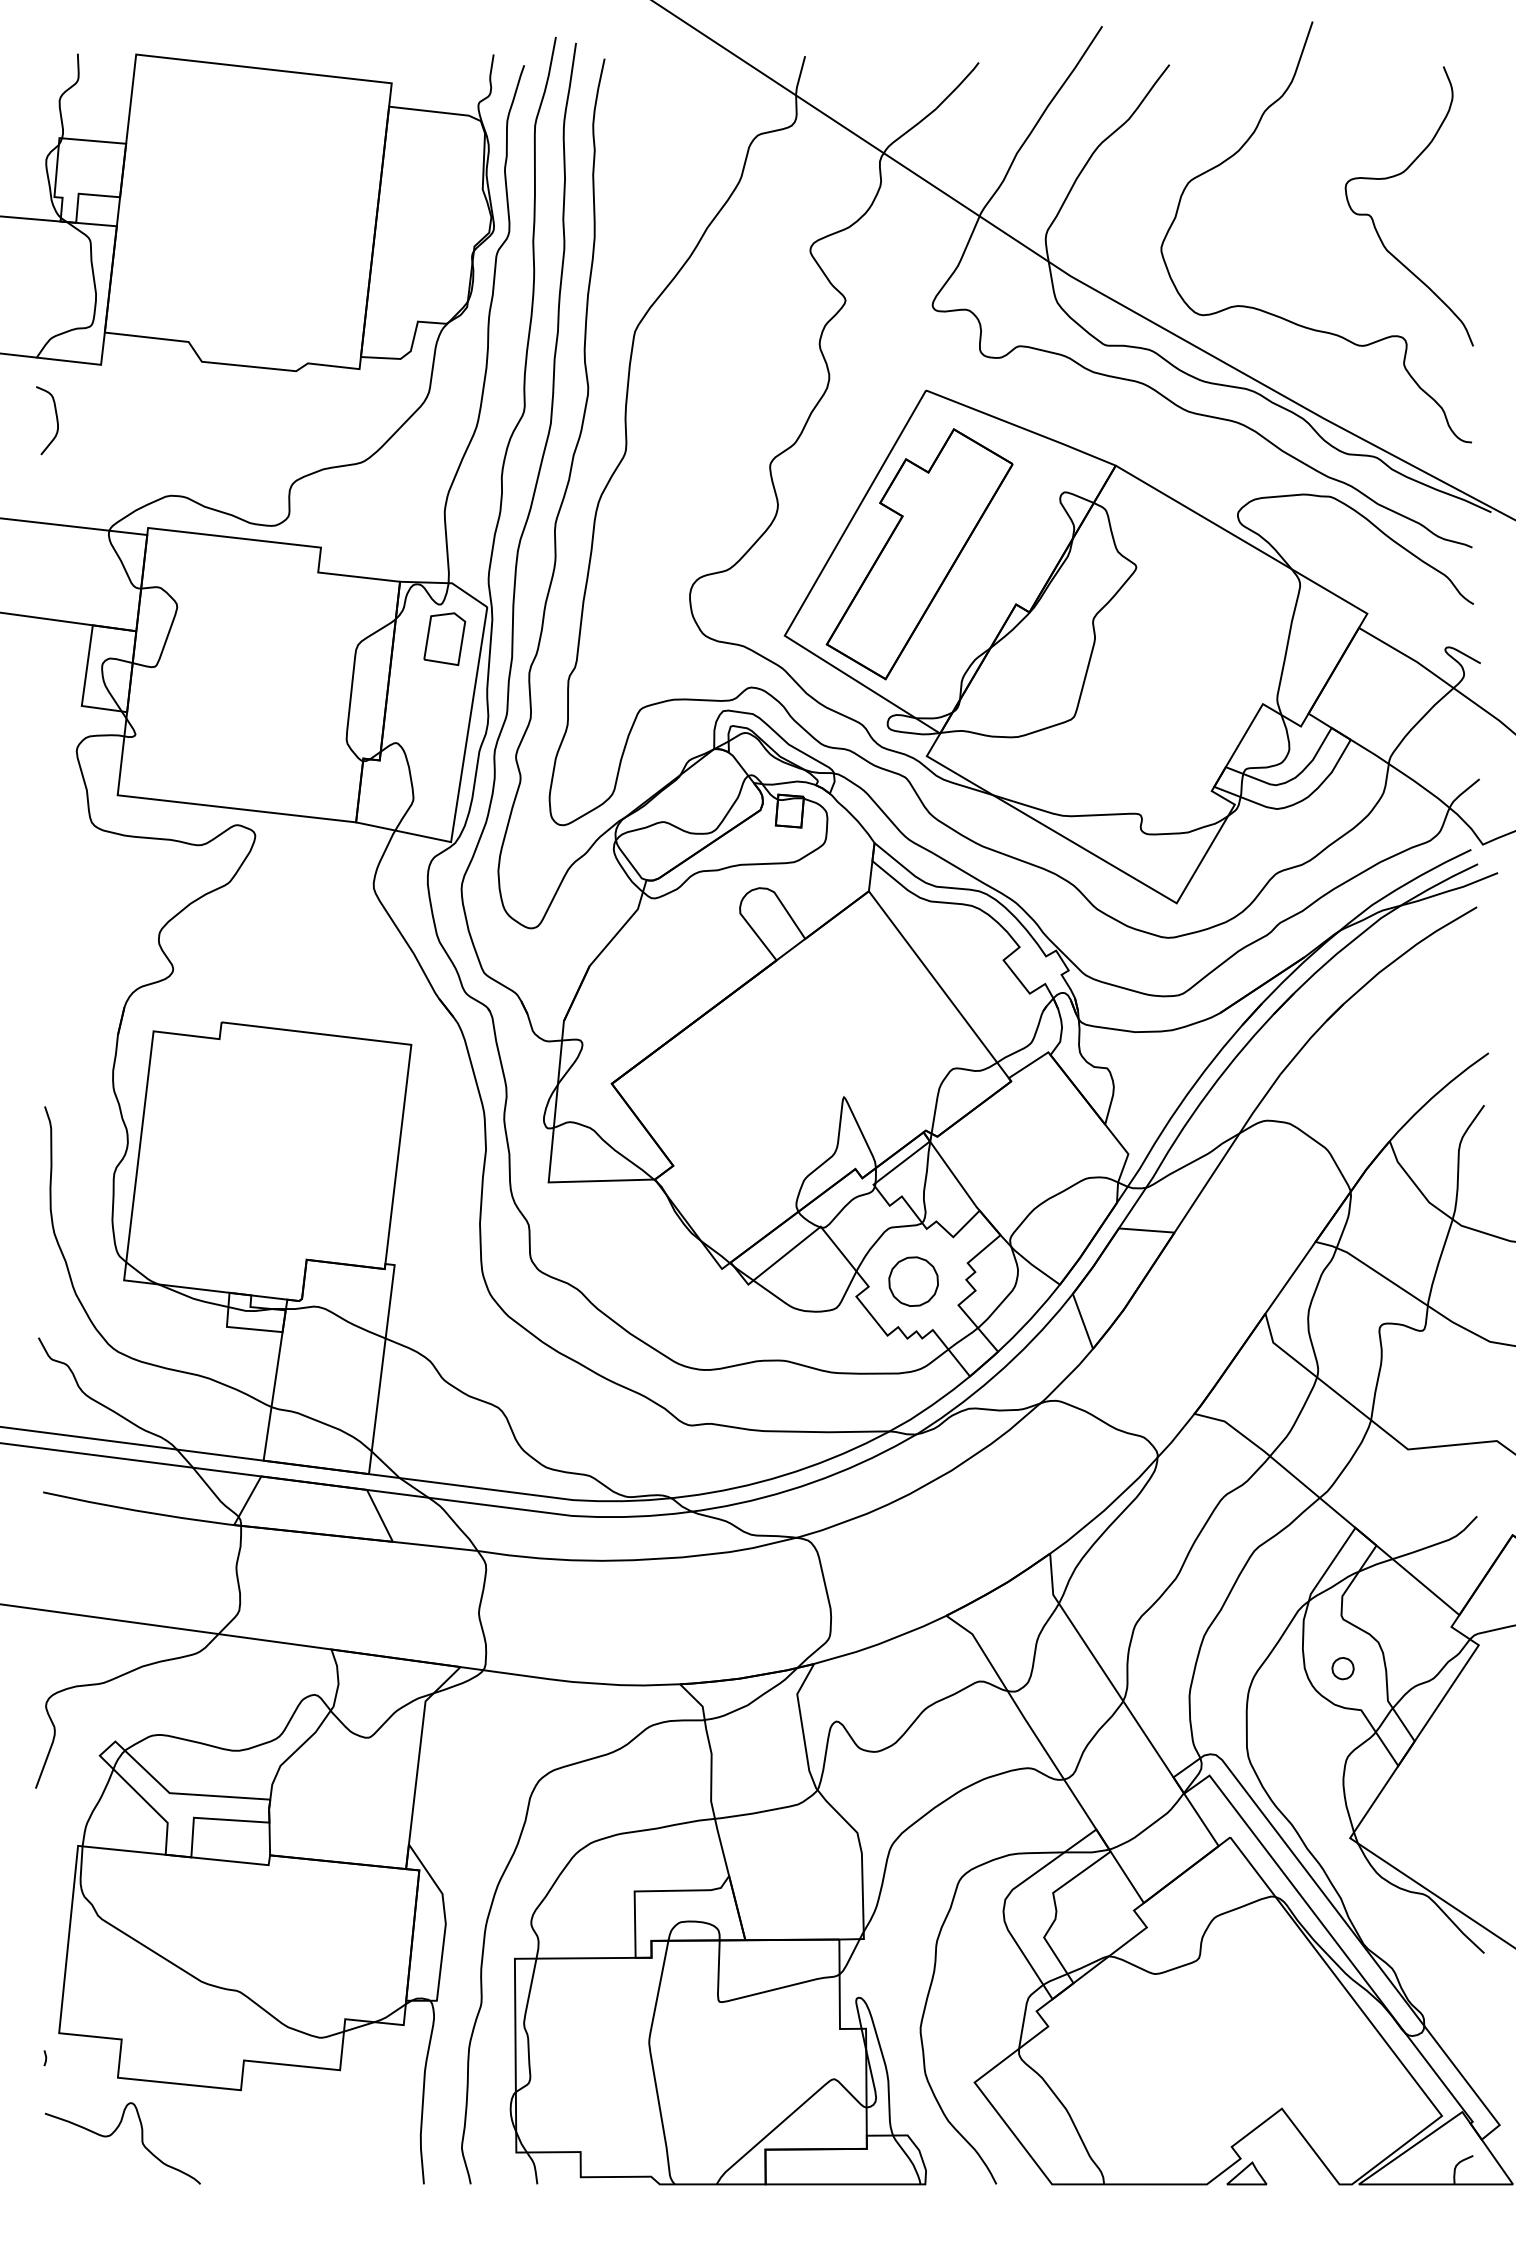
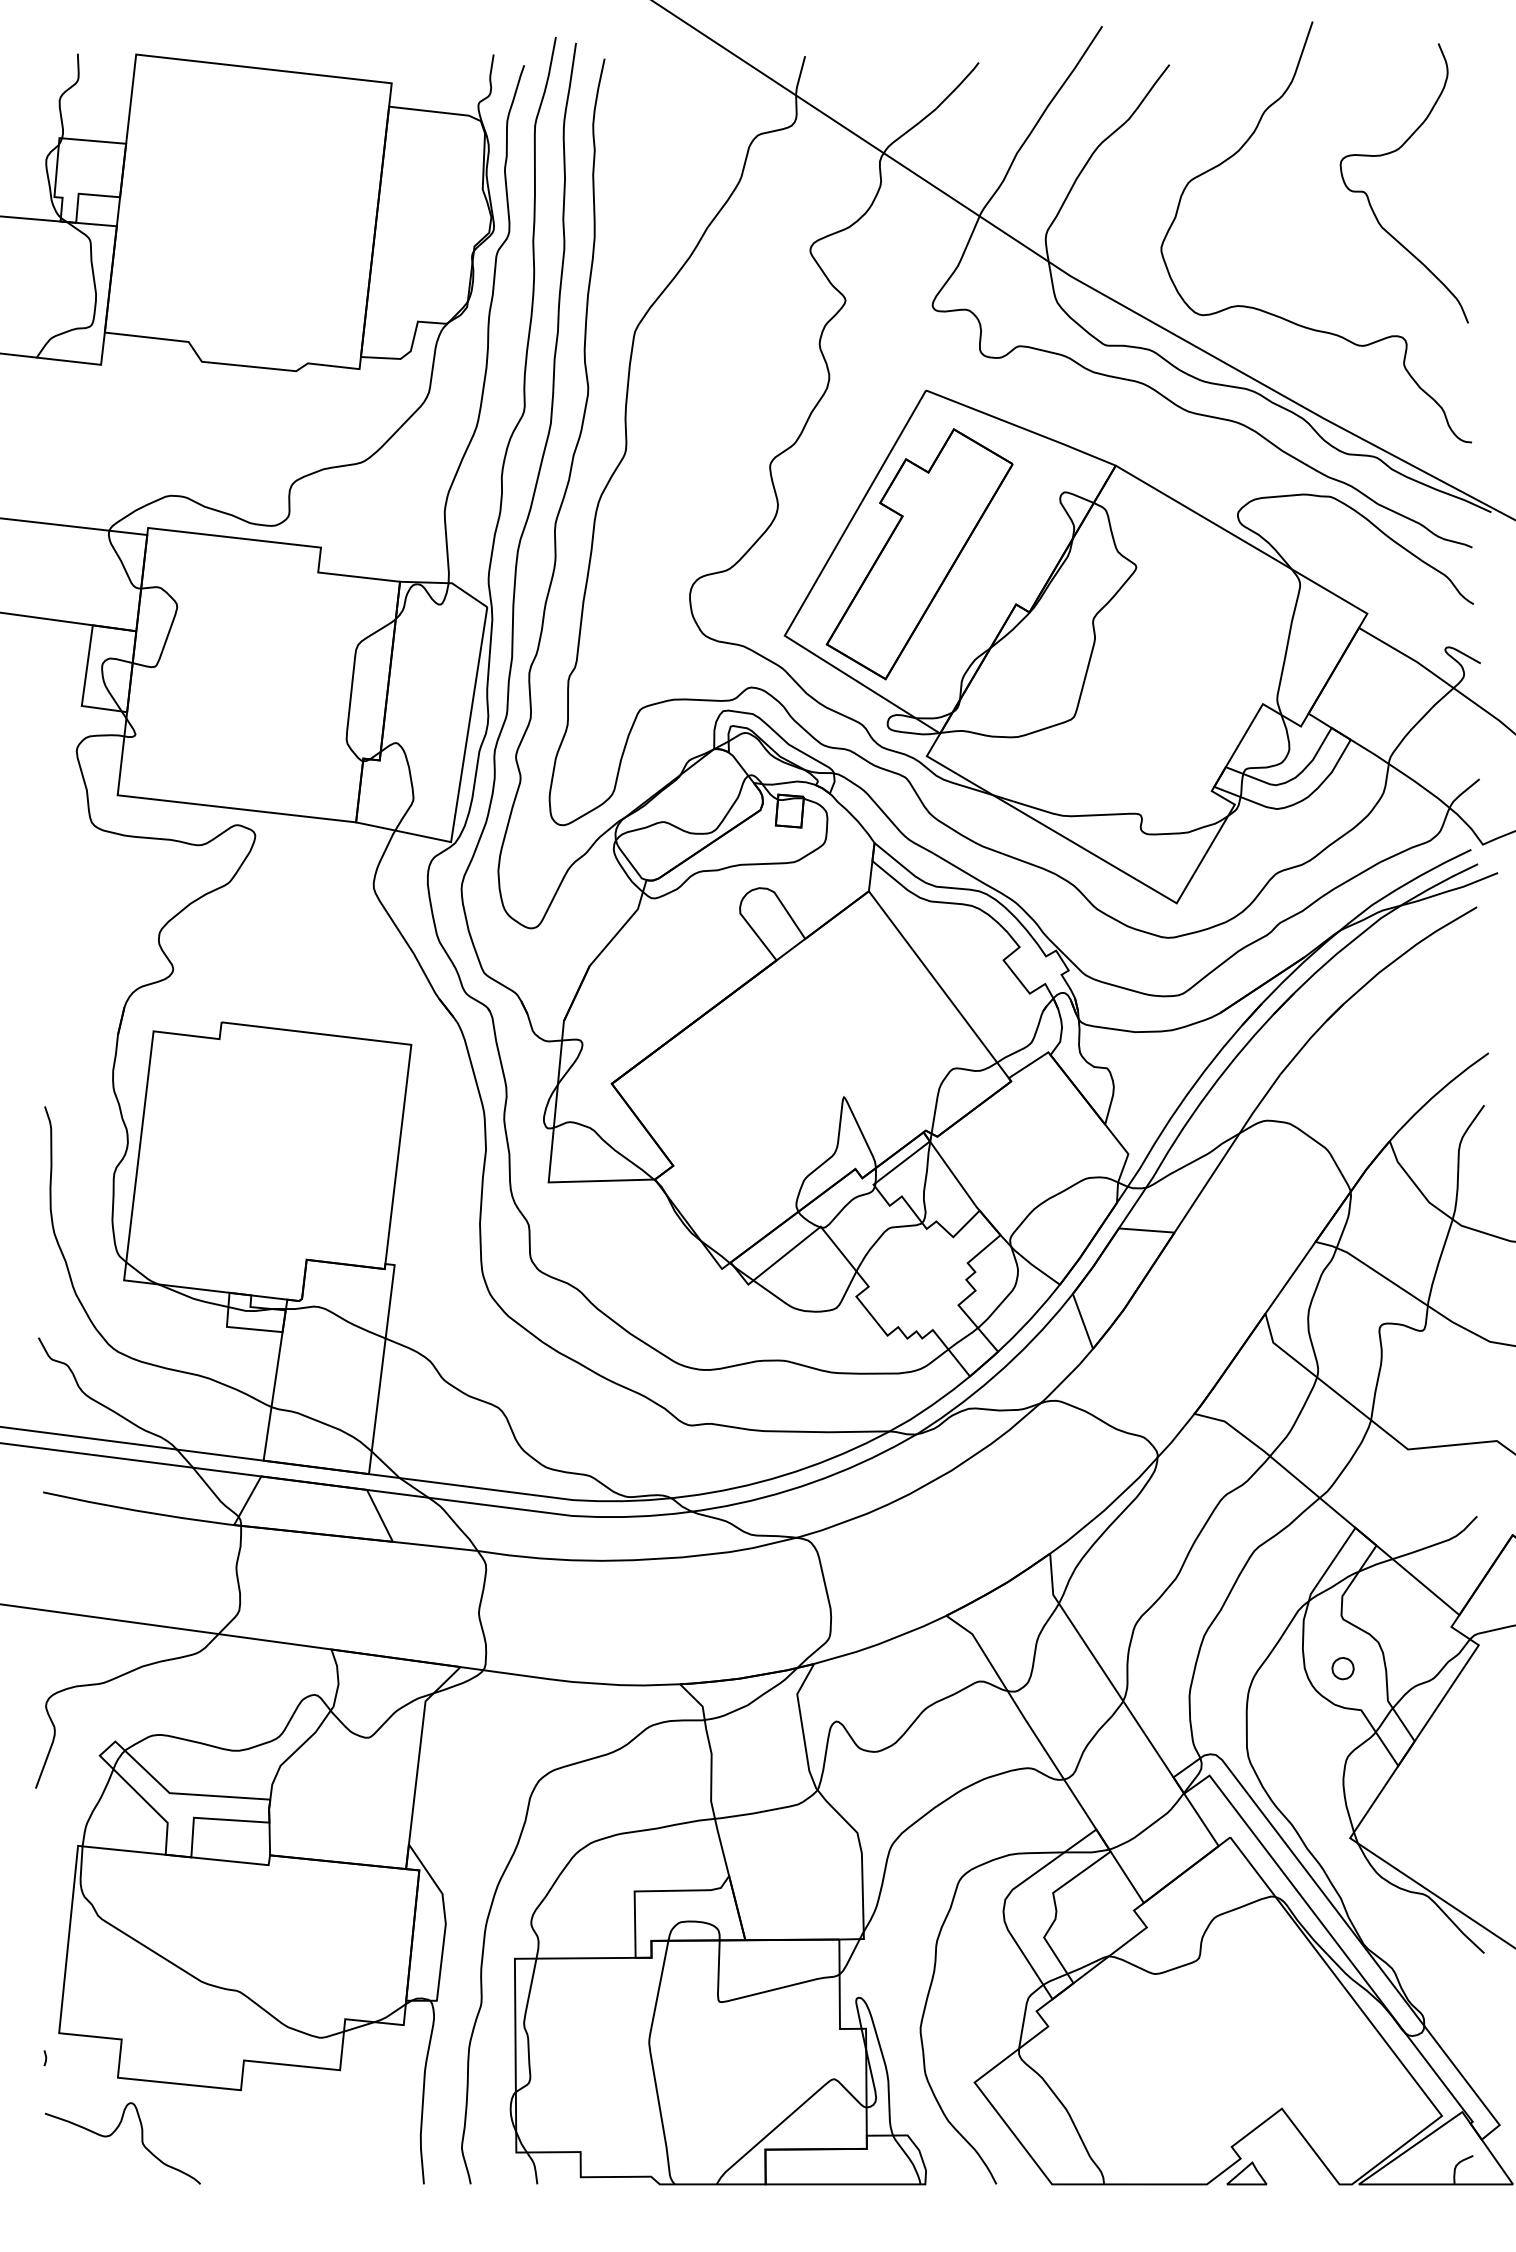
curve position: (1399, 175) -> (1394, 152) (1394, 152)
curve: present -> none (56, 420)
part: present -> none (444, 639)
part: present -> none (913, 1281)
